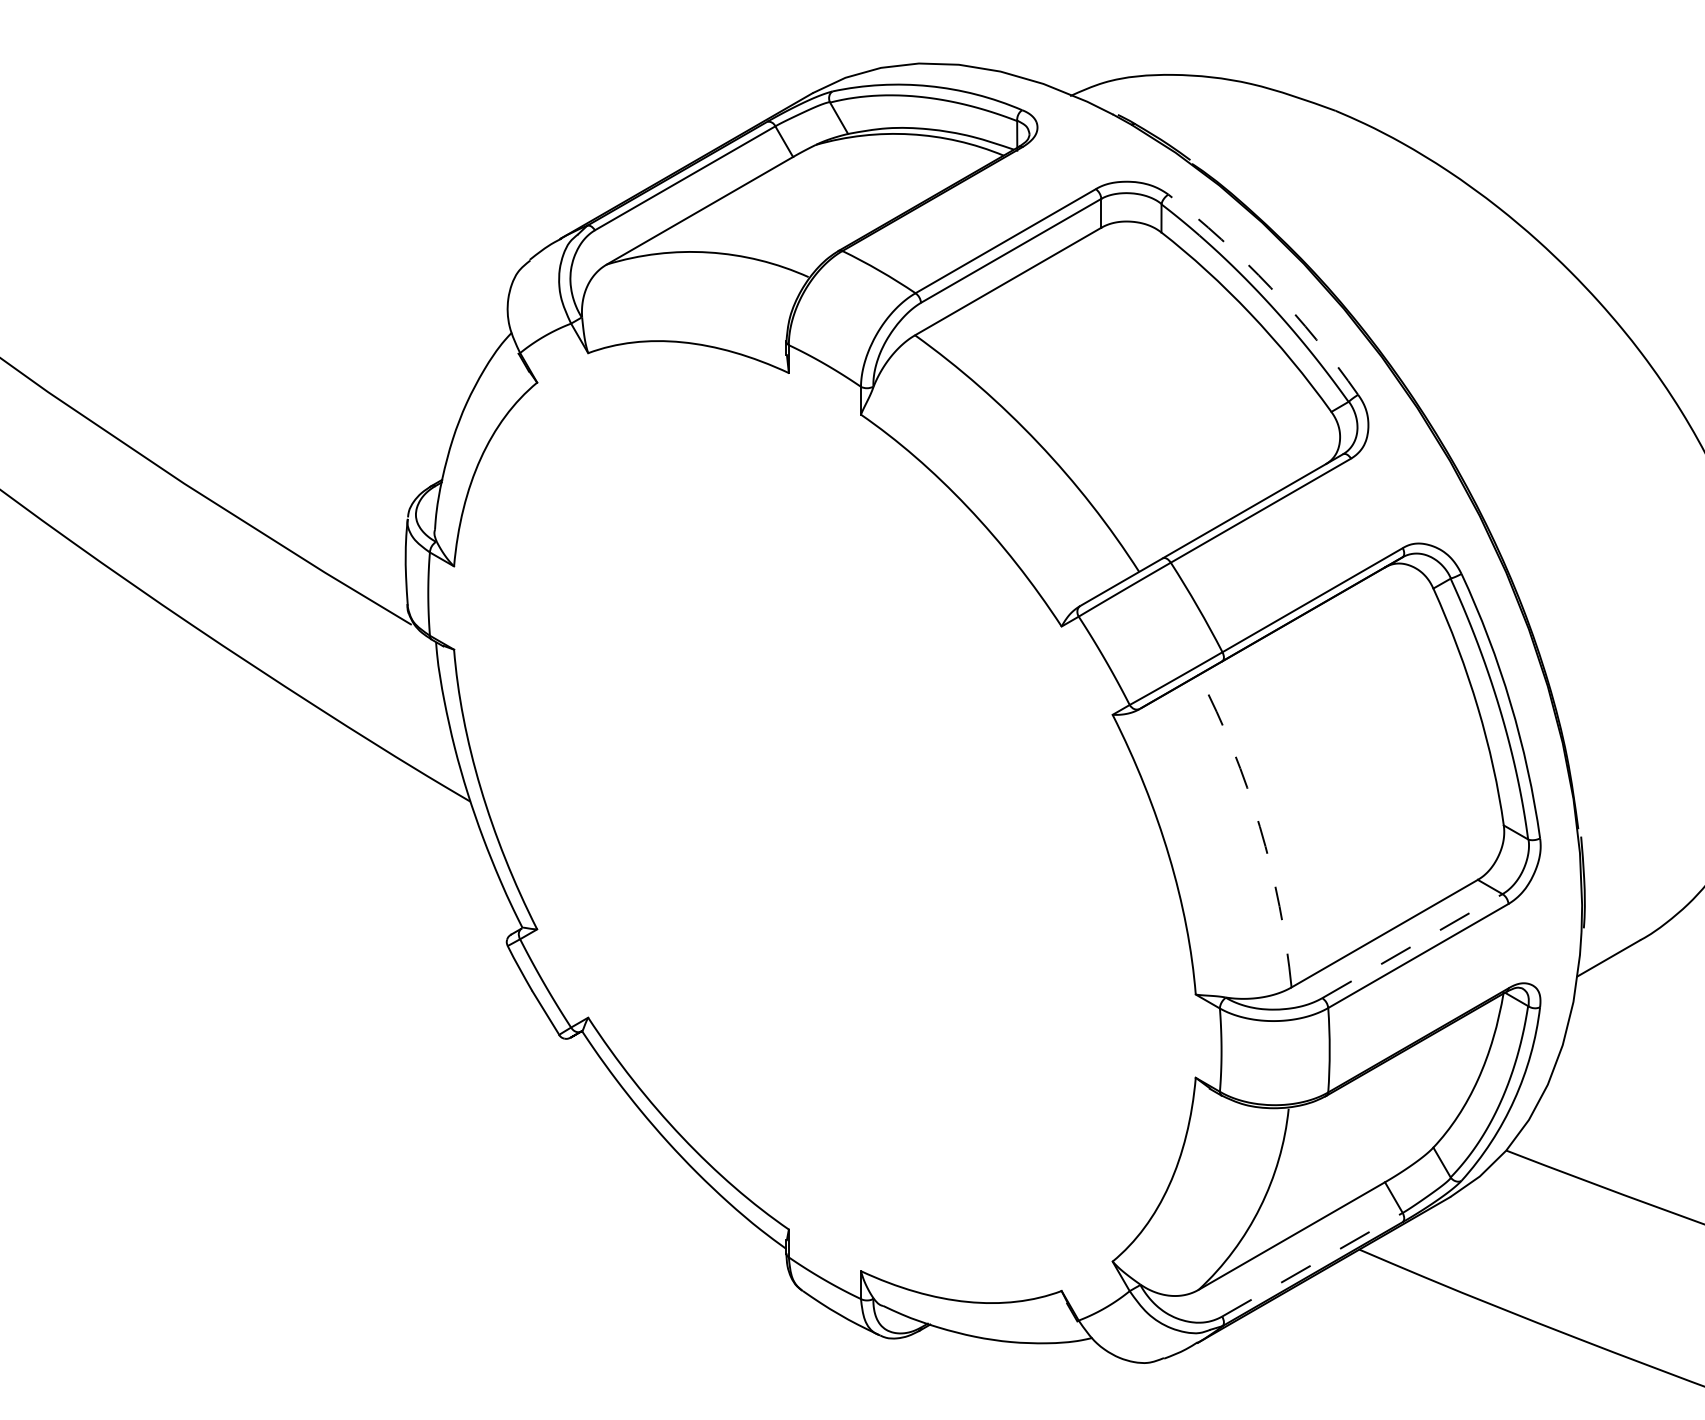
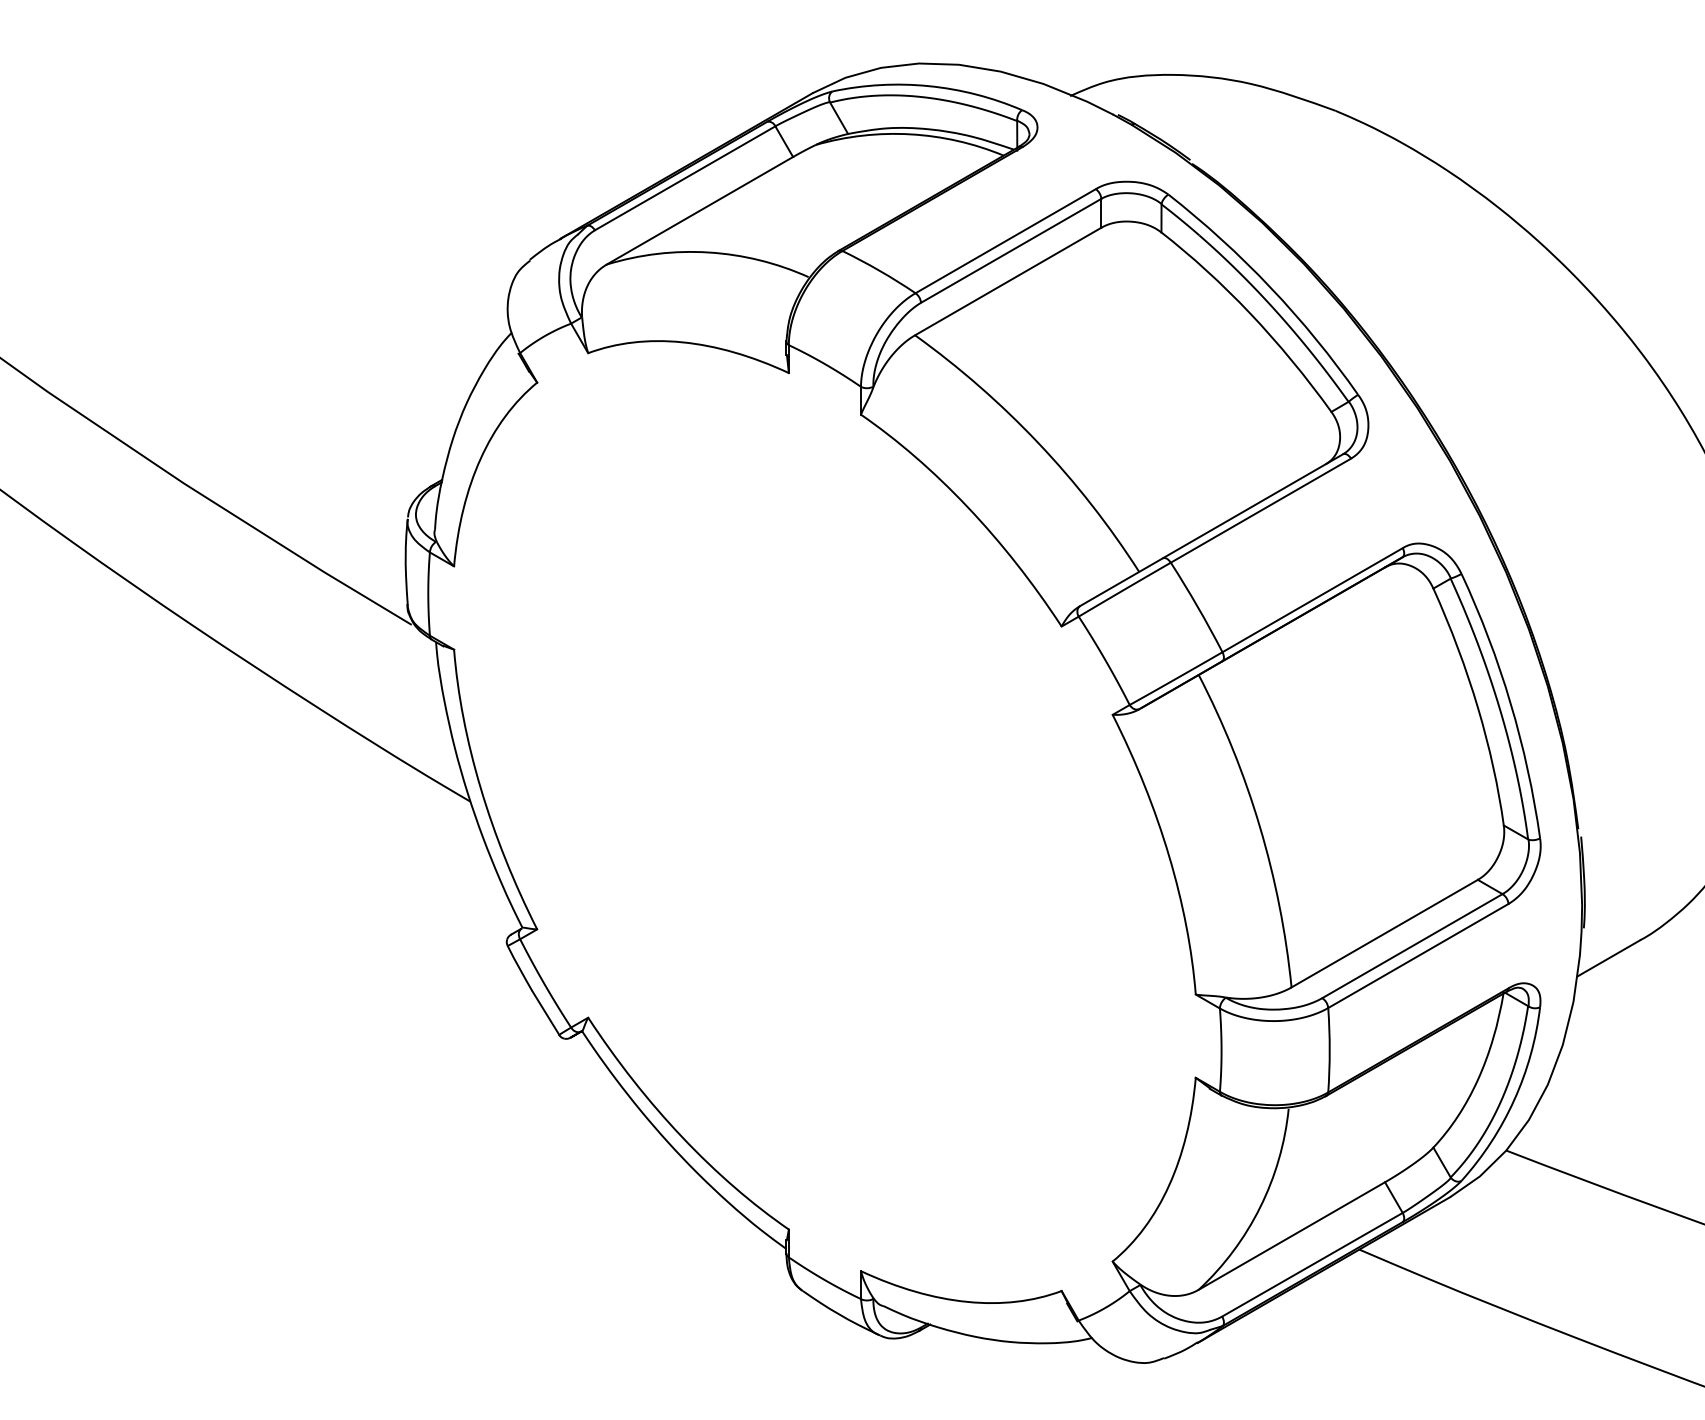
arc: dashed -> solid (1270, 287)
arc: dashed -> solid (1259, 826)
line: dashed -> solid (1412, 945)
line: dashed -> solid (1312, 1264)
